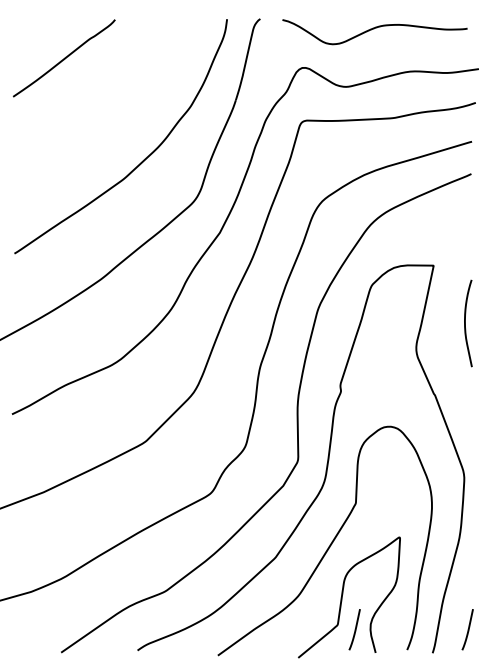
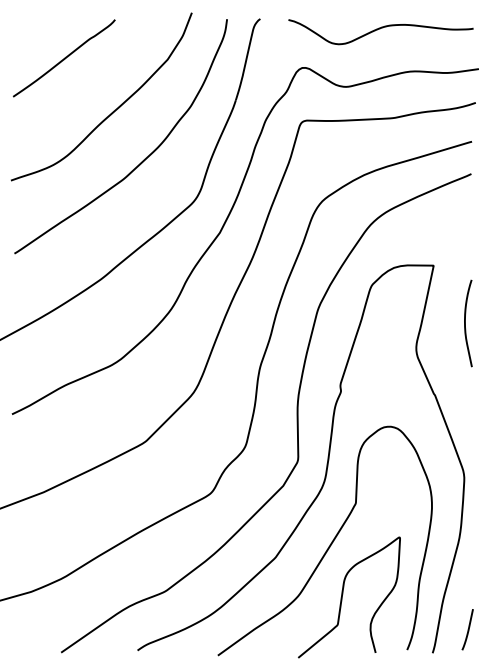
curve position: (374, 29) -> (380, 29) (380, 29)
curve: none -> present (113, 110)
line: present -> none (354, 629)
